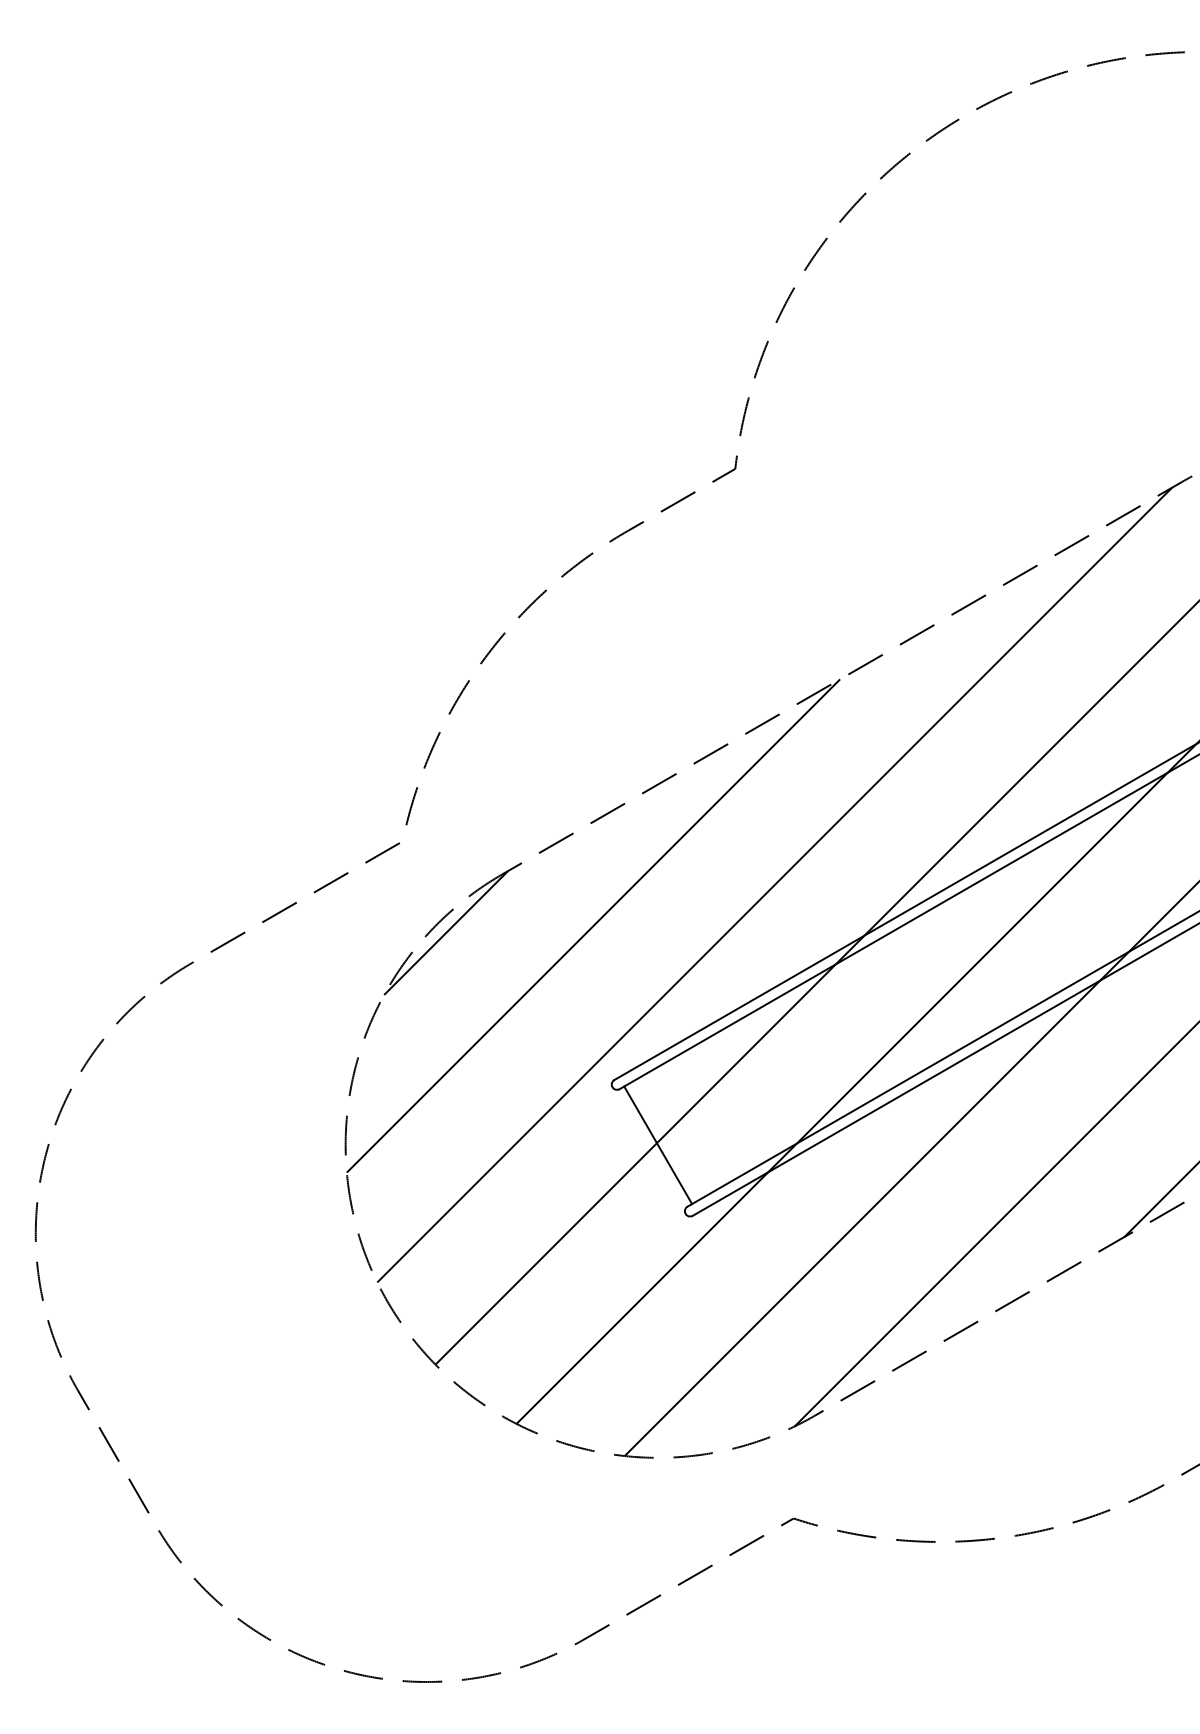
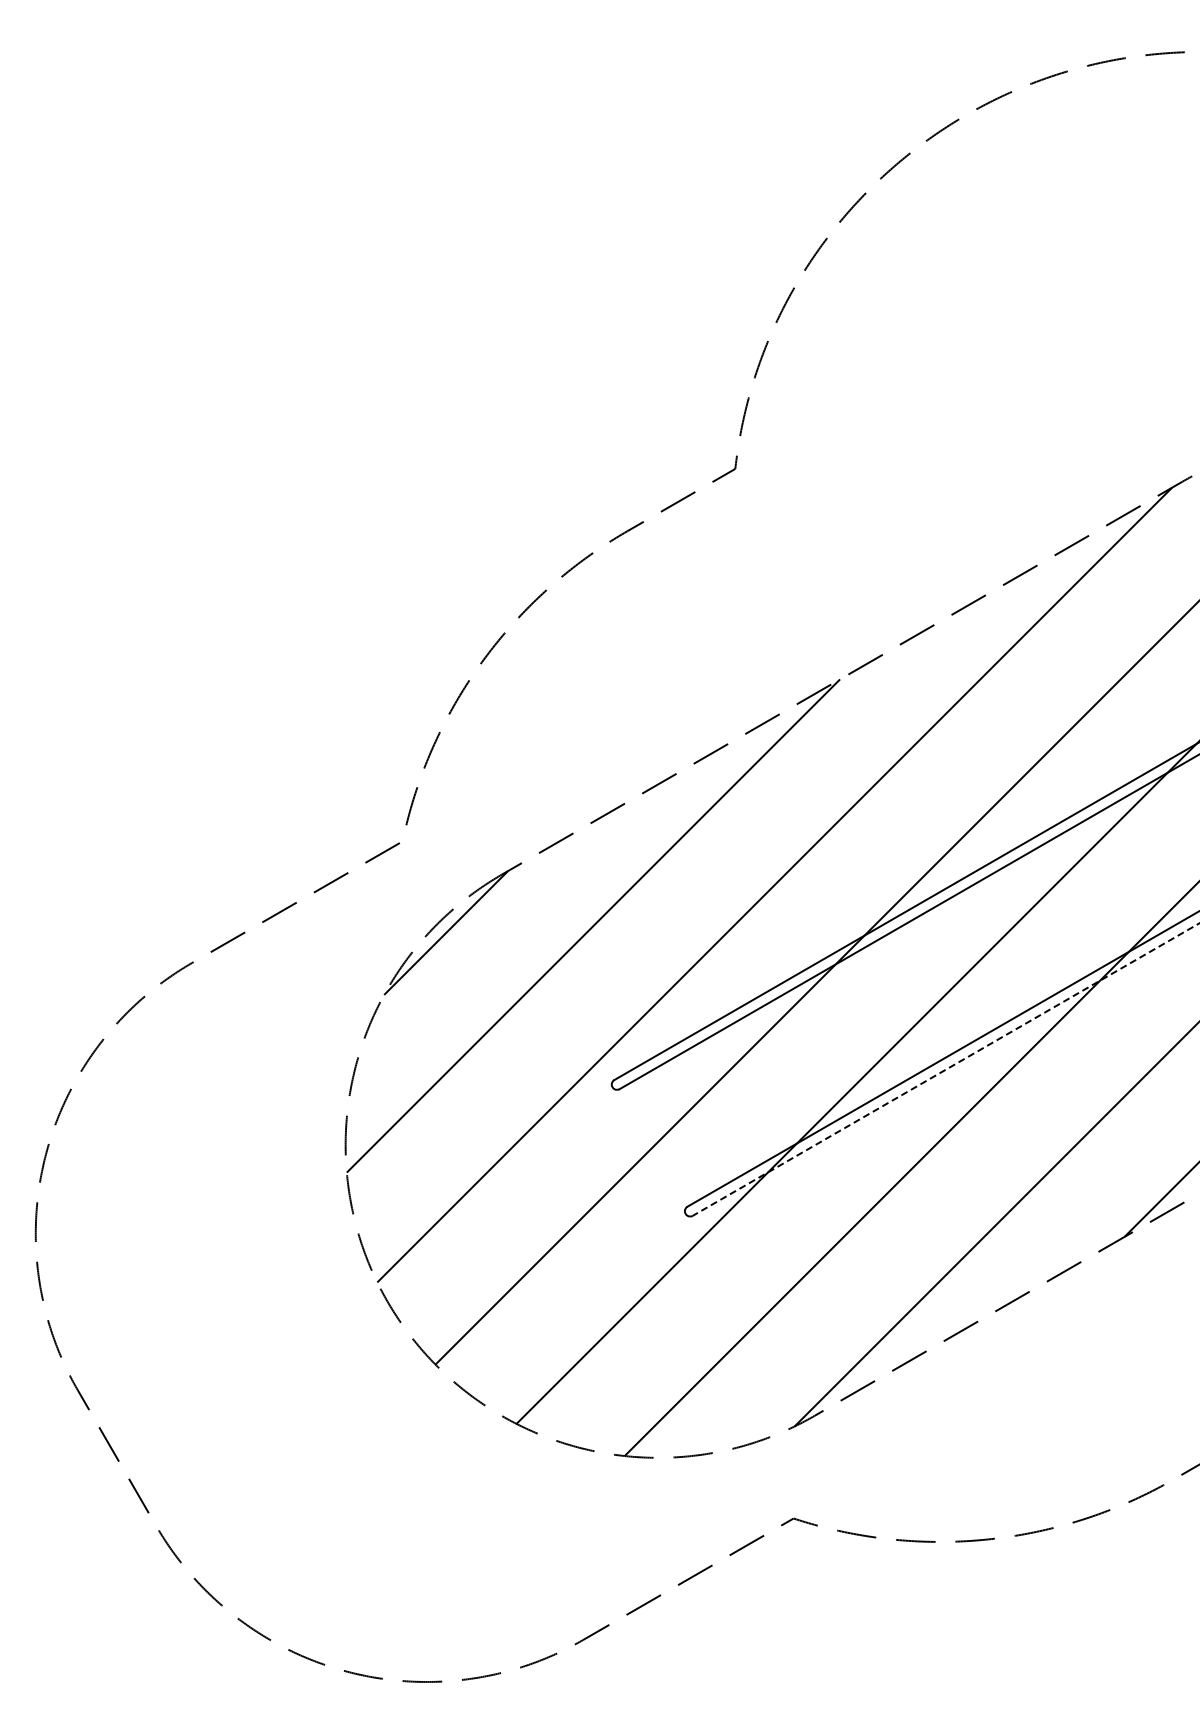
line: solid -> dashed (945, 1069)
line: present -> none (658, 1145)
